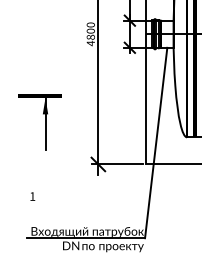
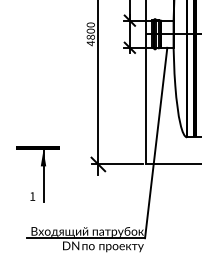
part position: (39, 122) -> (37, 174) (37, 174)
